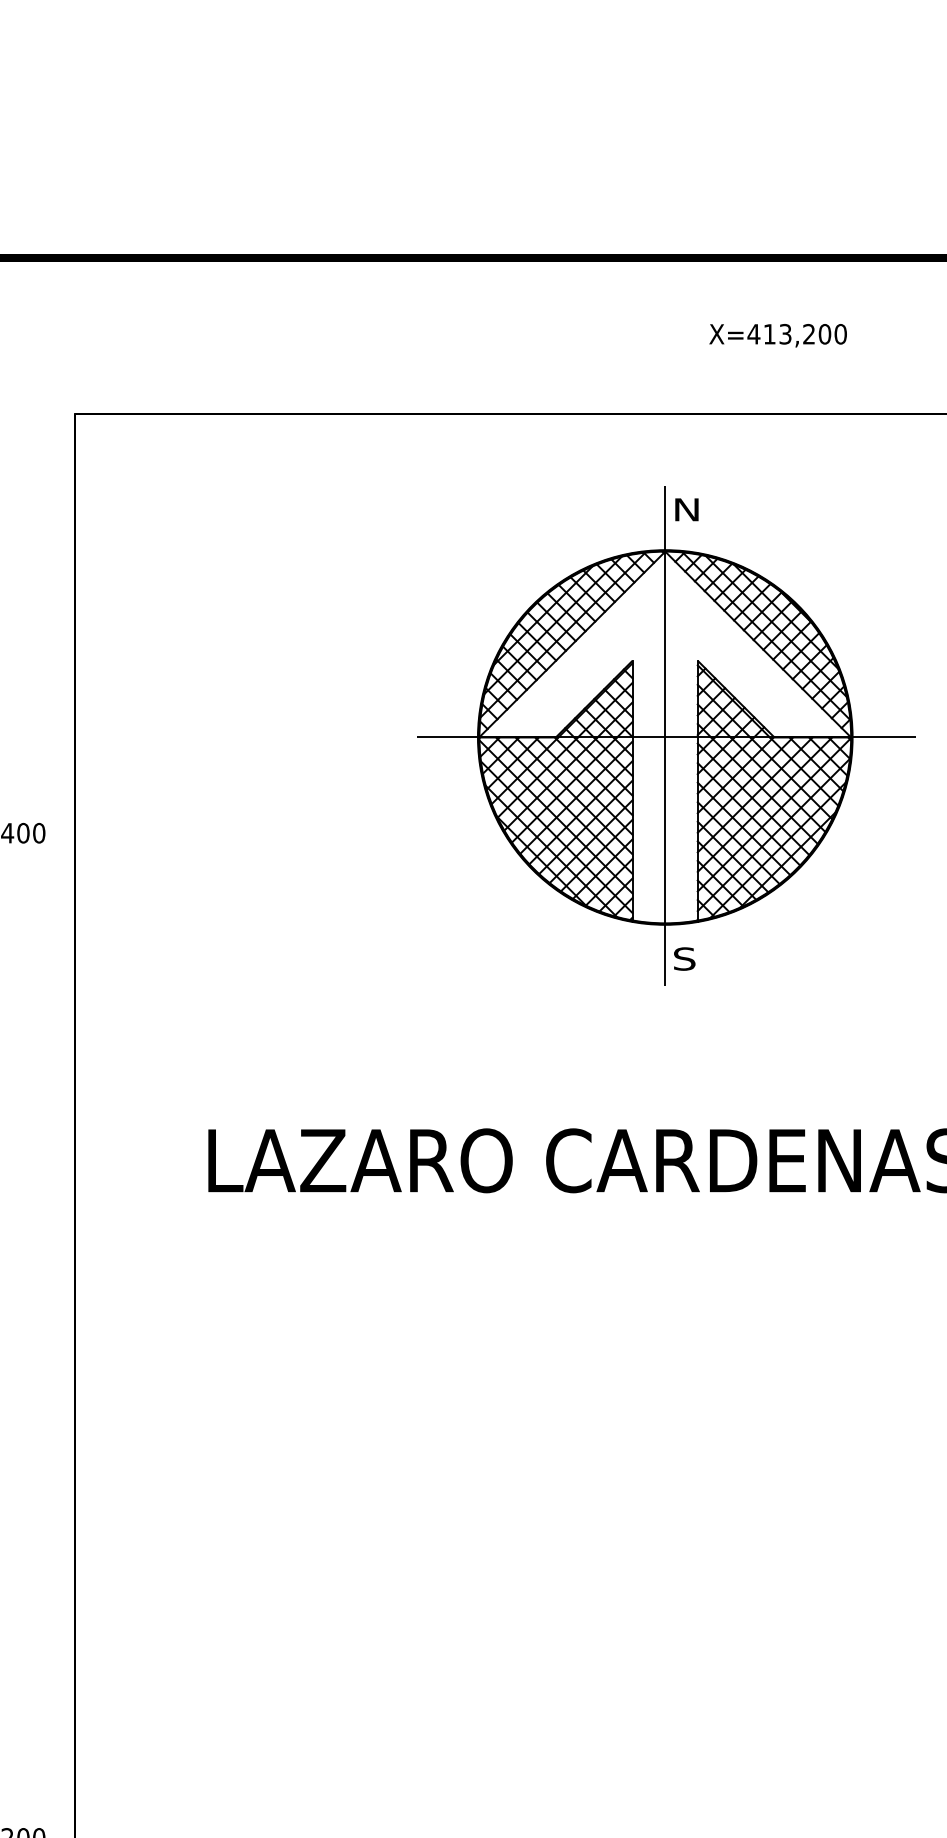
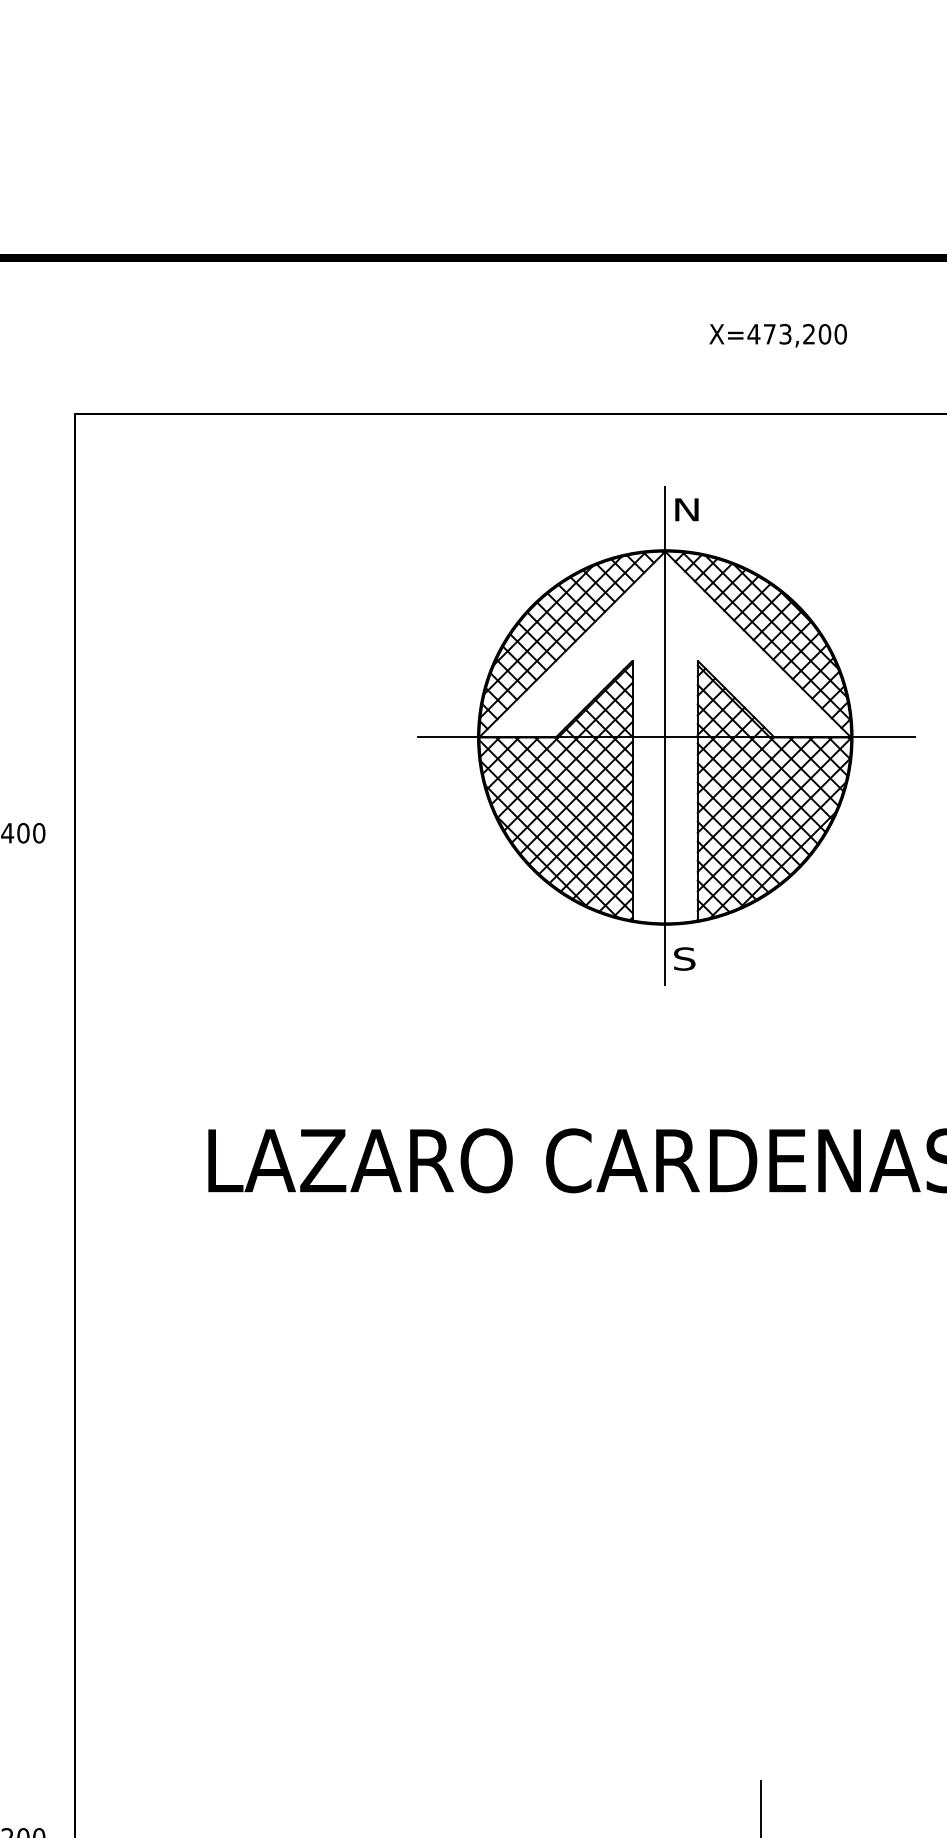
text: X=413,200 -> X=473,200 (769, 334)
line: none -> present (761, 1807)
